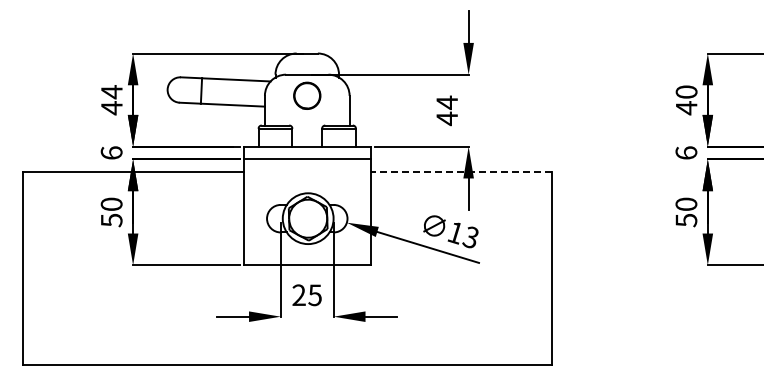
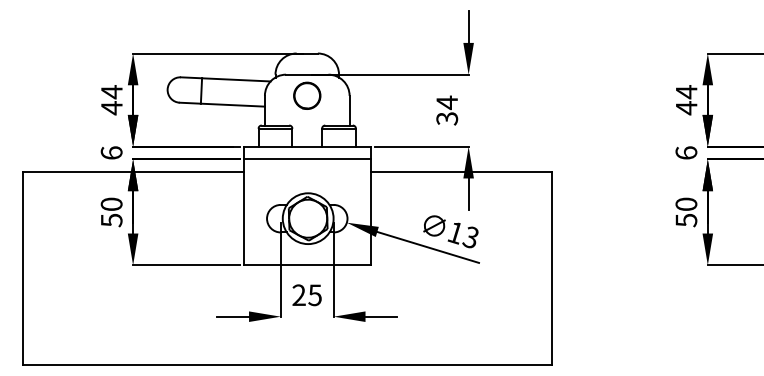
text: 40 -> 44 (686, 92)
text: 44 -> 34 (447, 118)
line: dashed -> solid (461, 172)
